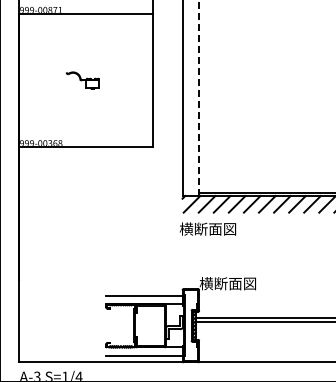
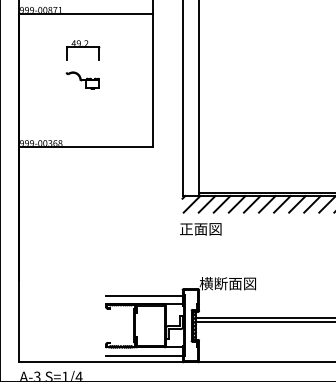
part: none -> present (83, 50)
line: dashed -> solid (199, 98)
text: 横断面図 -> 正面図 (207, 228)
